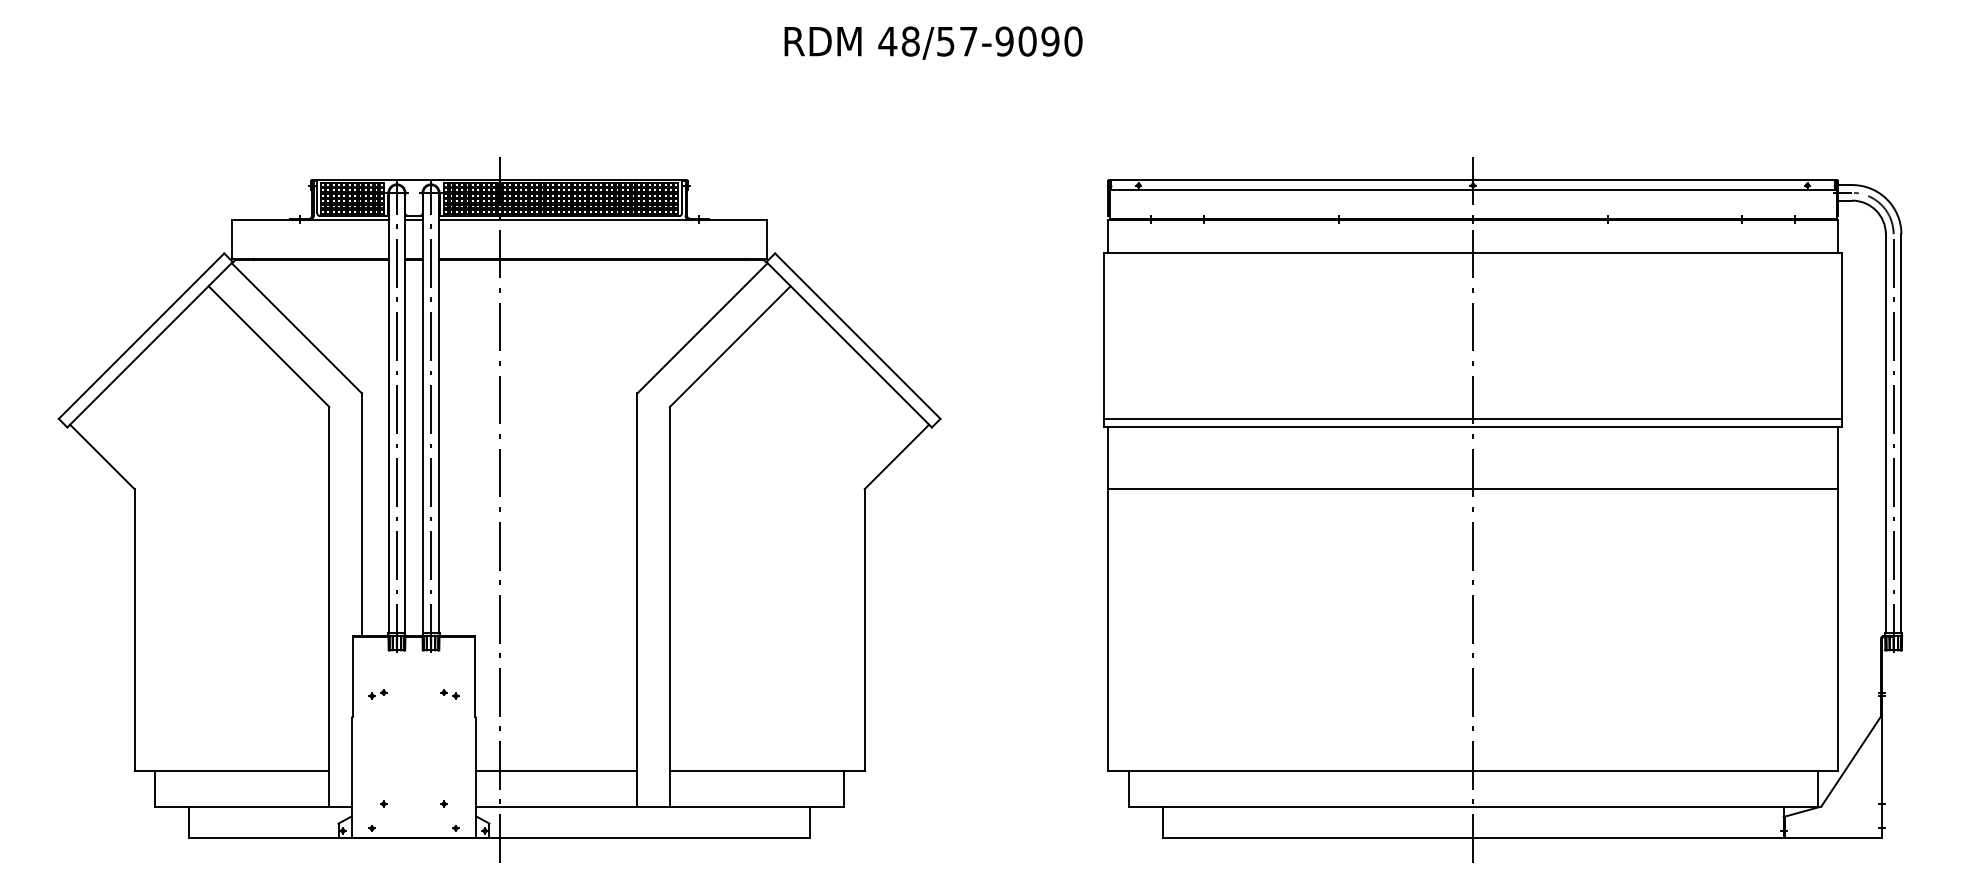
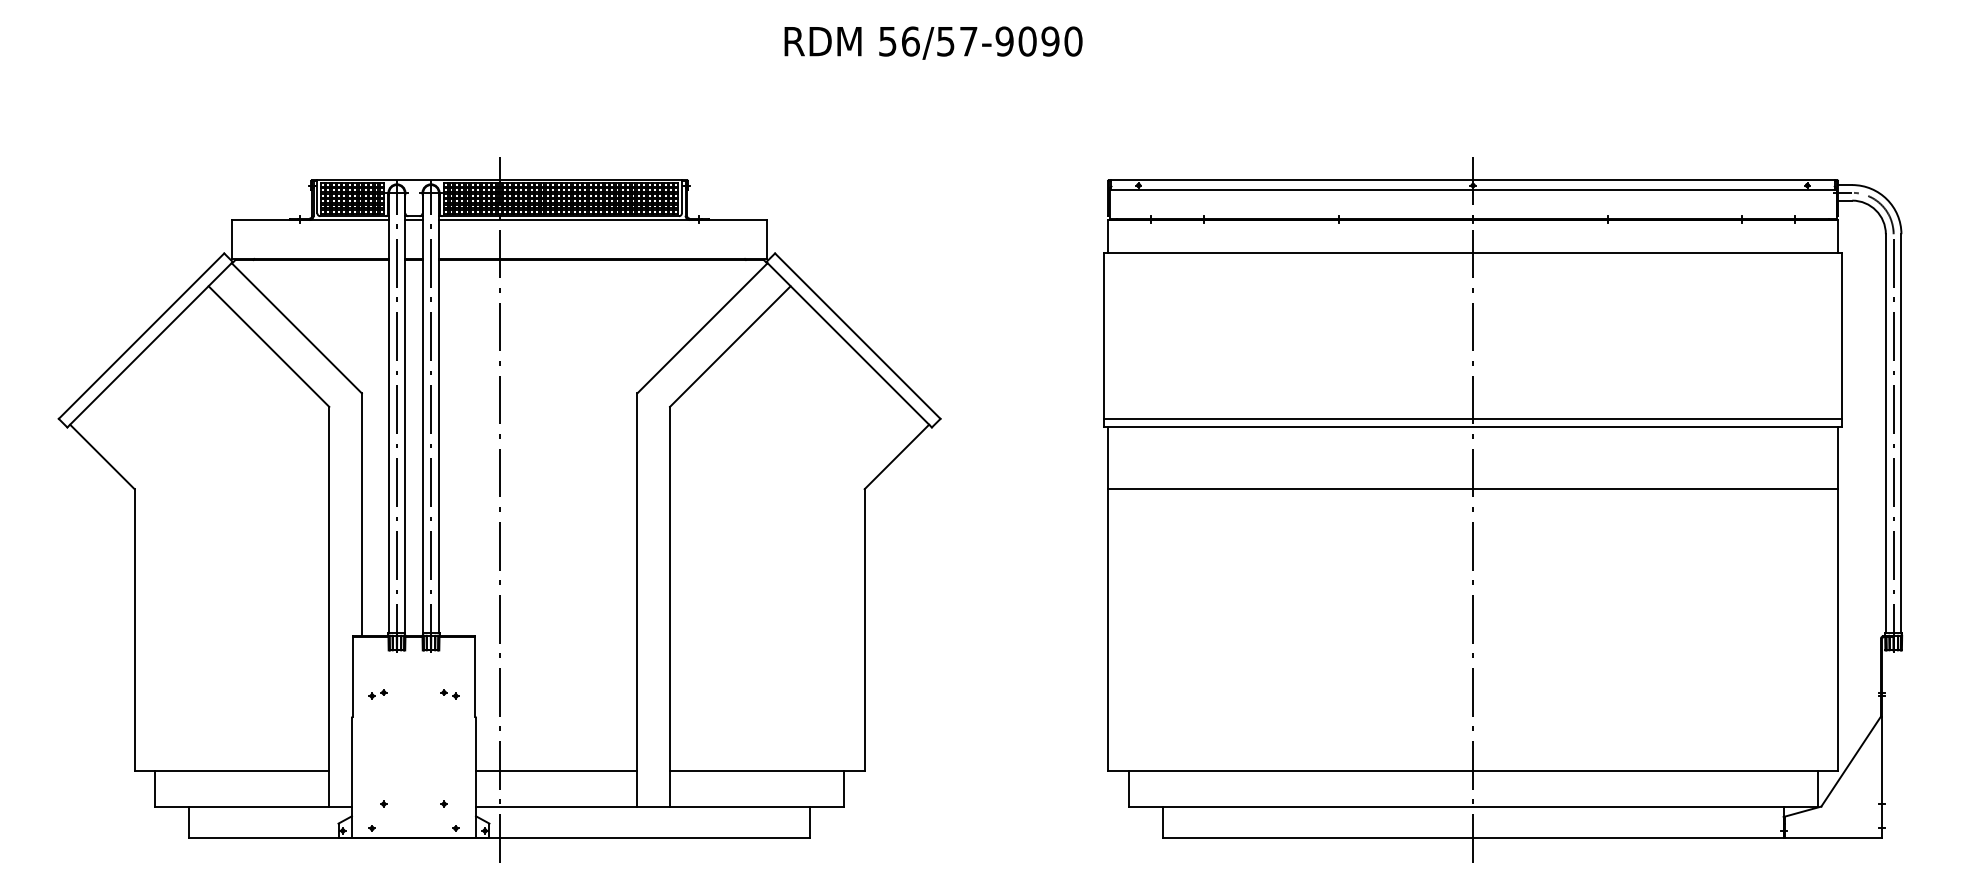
text: 48/57-9090 -> 56/57-9090 (898, 41)
